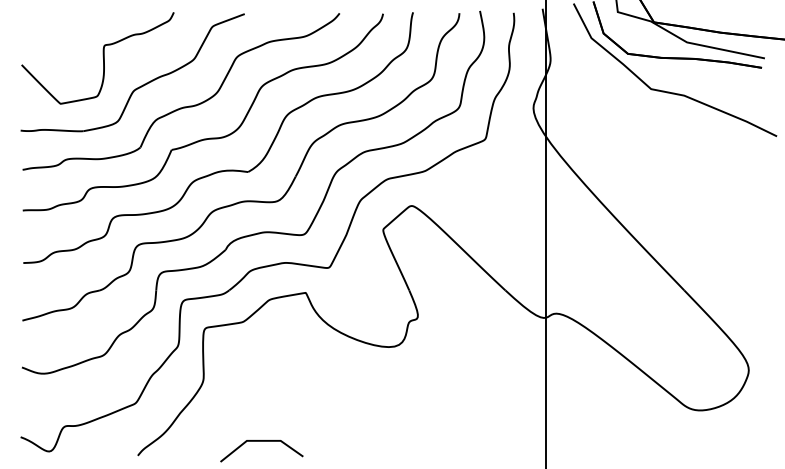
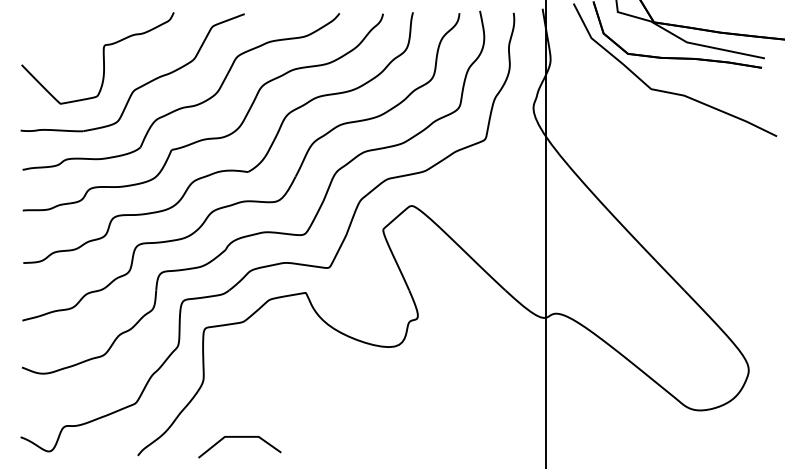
line position: (261, 441) -> (239, 437) (239, 437)
